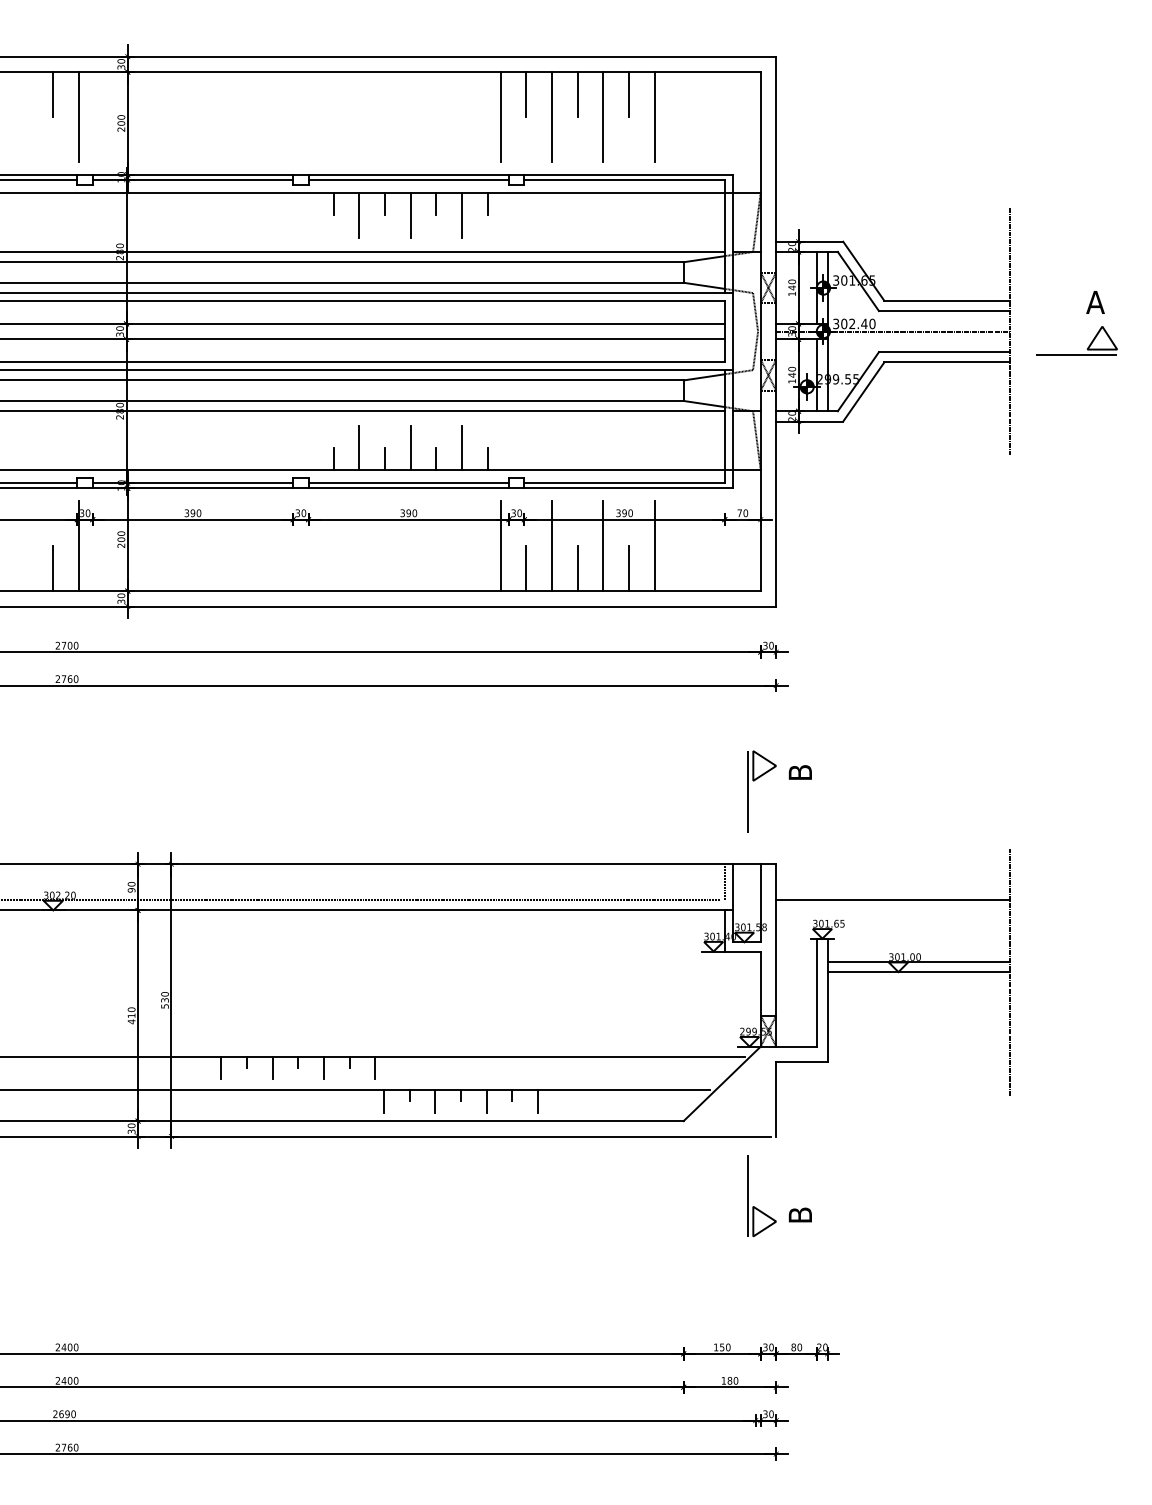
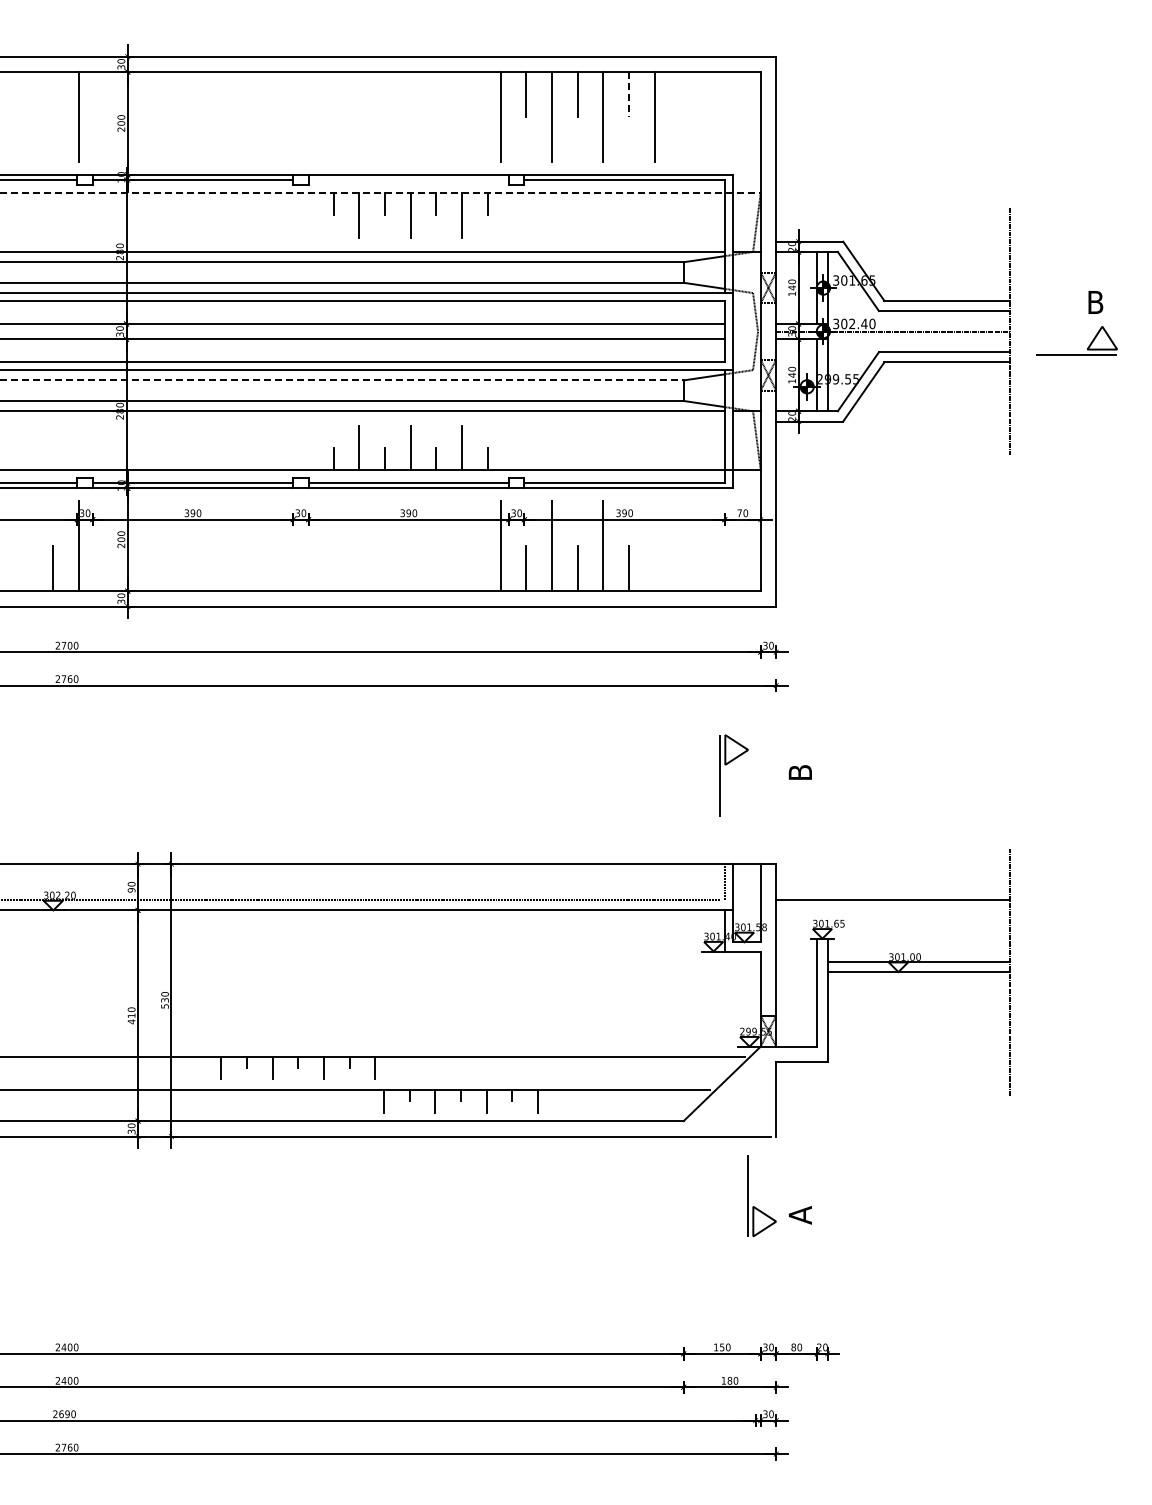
line: present -> none (52, 94)
line: solid -> dashed (629, 95)
line: present -> none (408, 180)
line: solid -> dashed (380, 192)
text: A -> B (1095, 302)
line: solid -> dashed (341, 380)
line: present -> none (654, 546)
part position: (754, 781) -> (726, 765) (726, 765)
text: B -> A (799, 1215)
